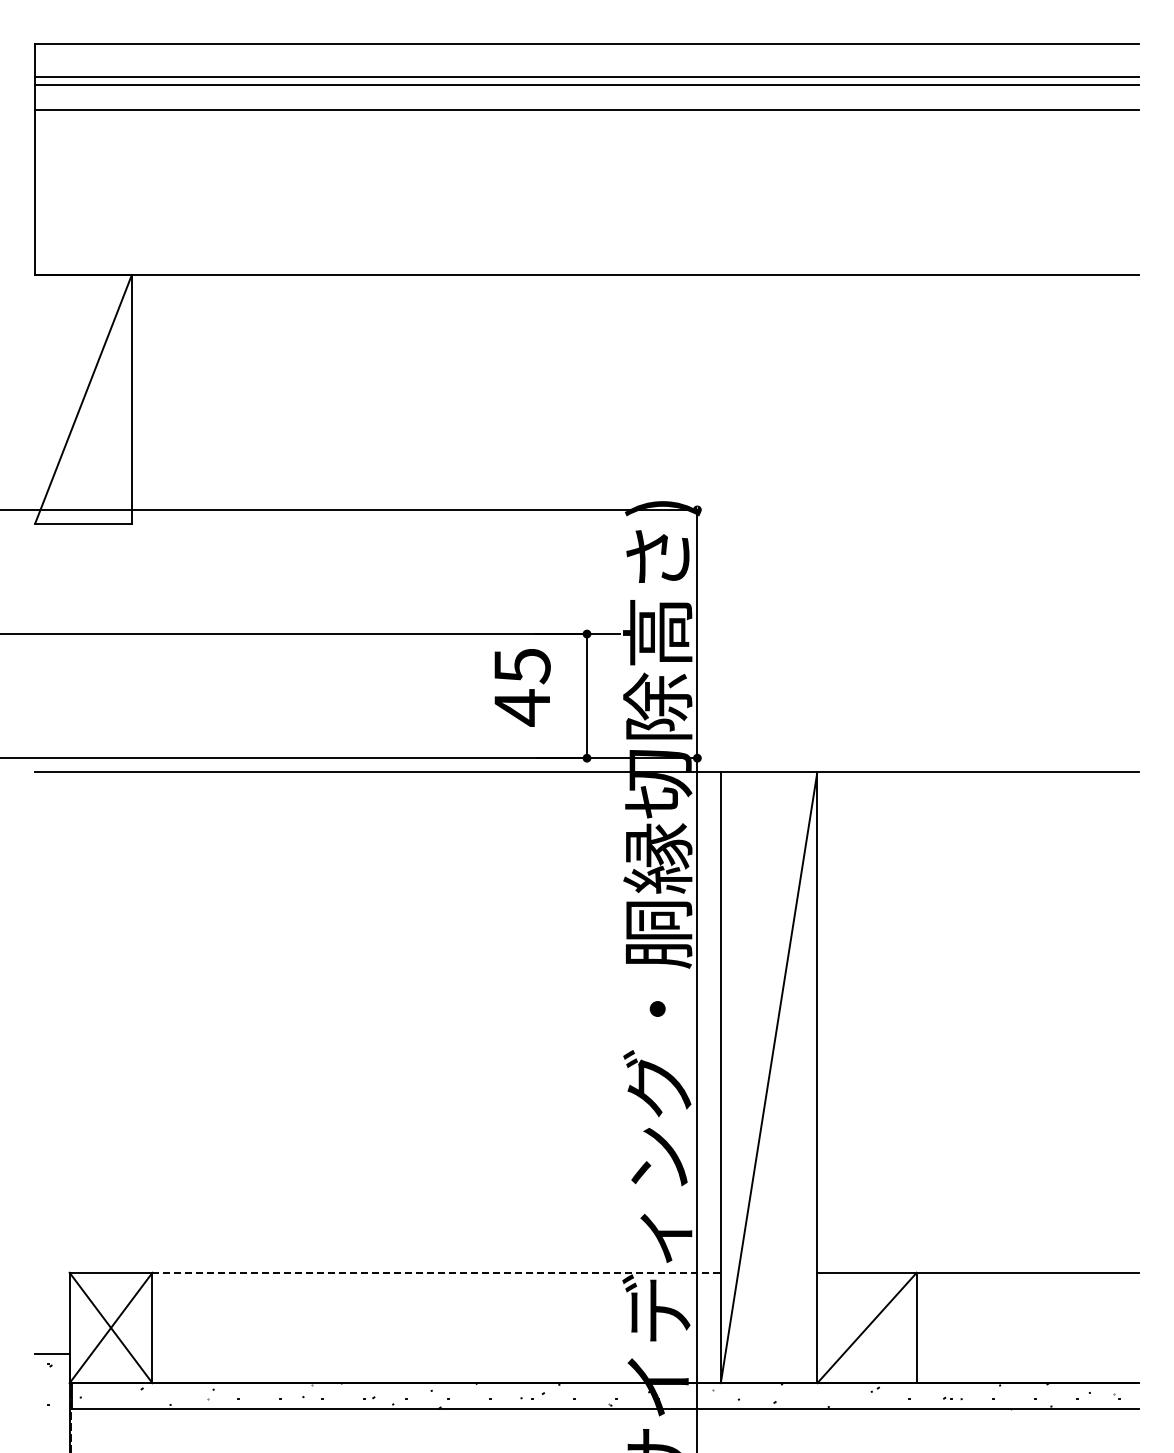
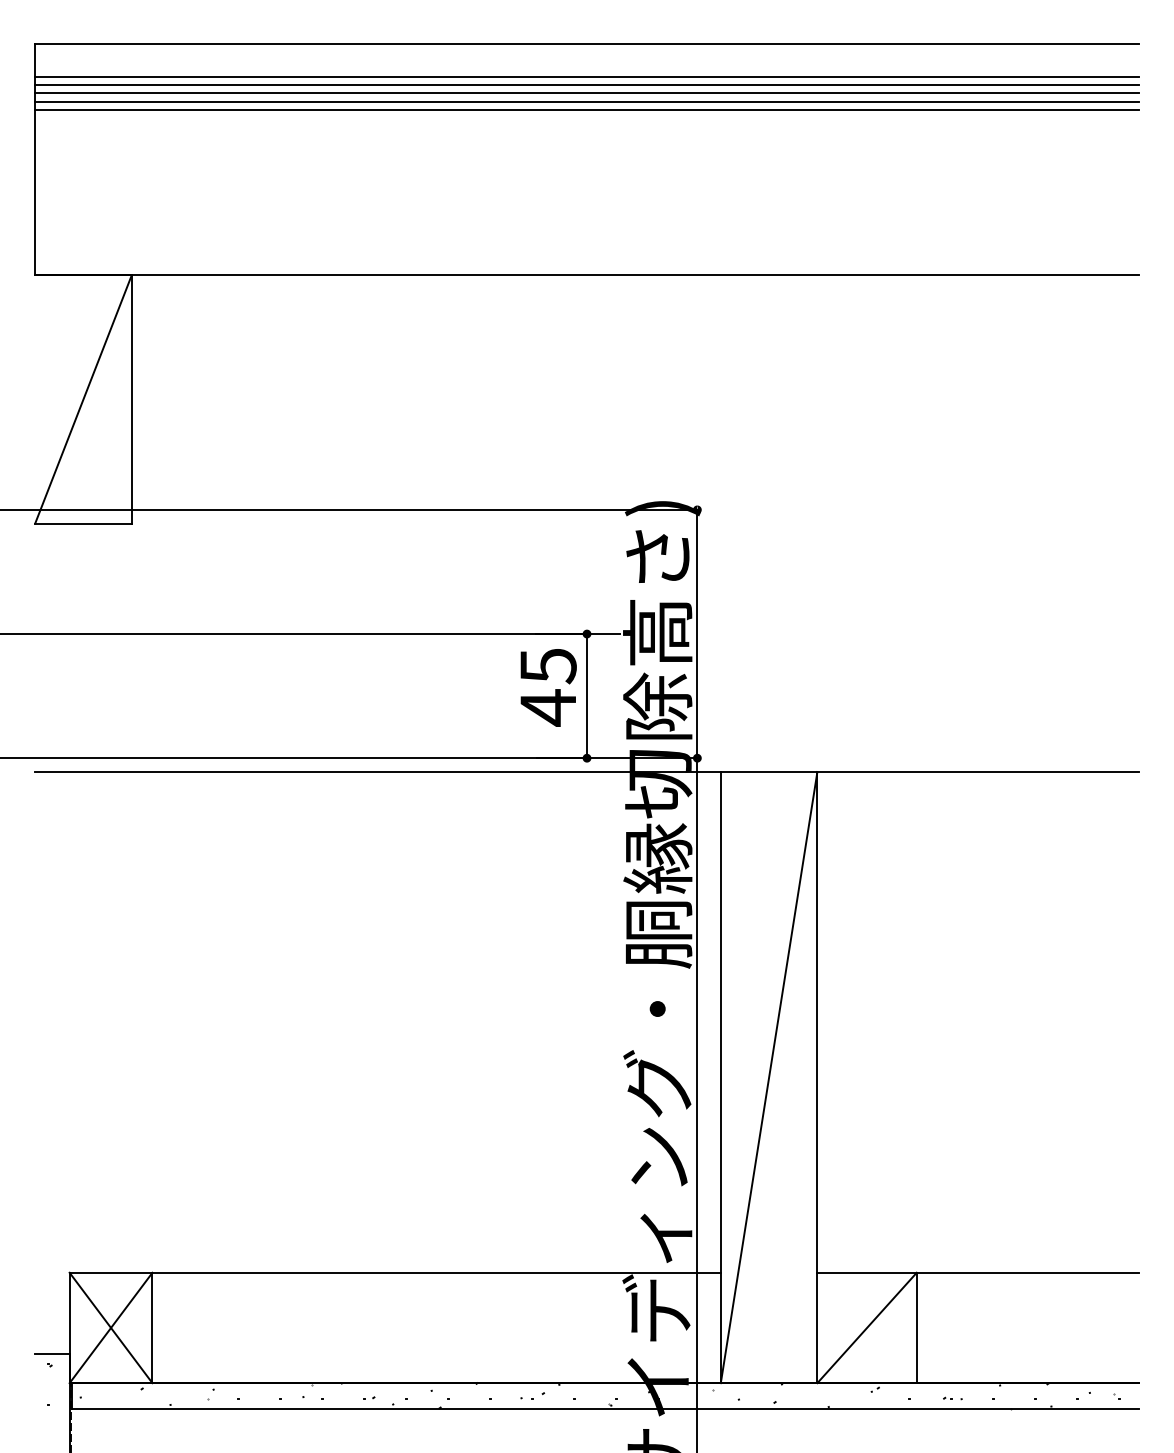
line: none -> present (586, 93)
line: none -> present (586, 101)
text position: (522, 687) -> (548, 687) (548, 687)
line: dashed -> solid (437, 1272)
